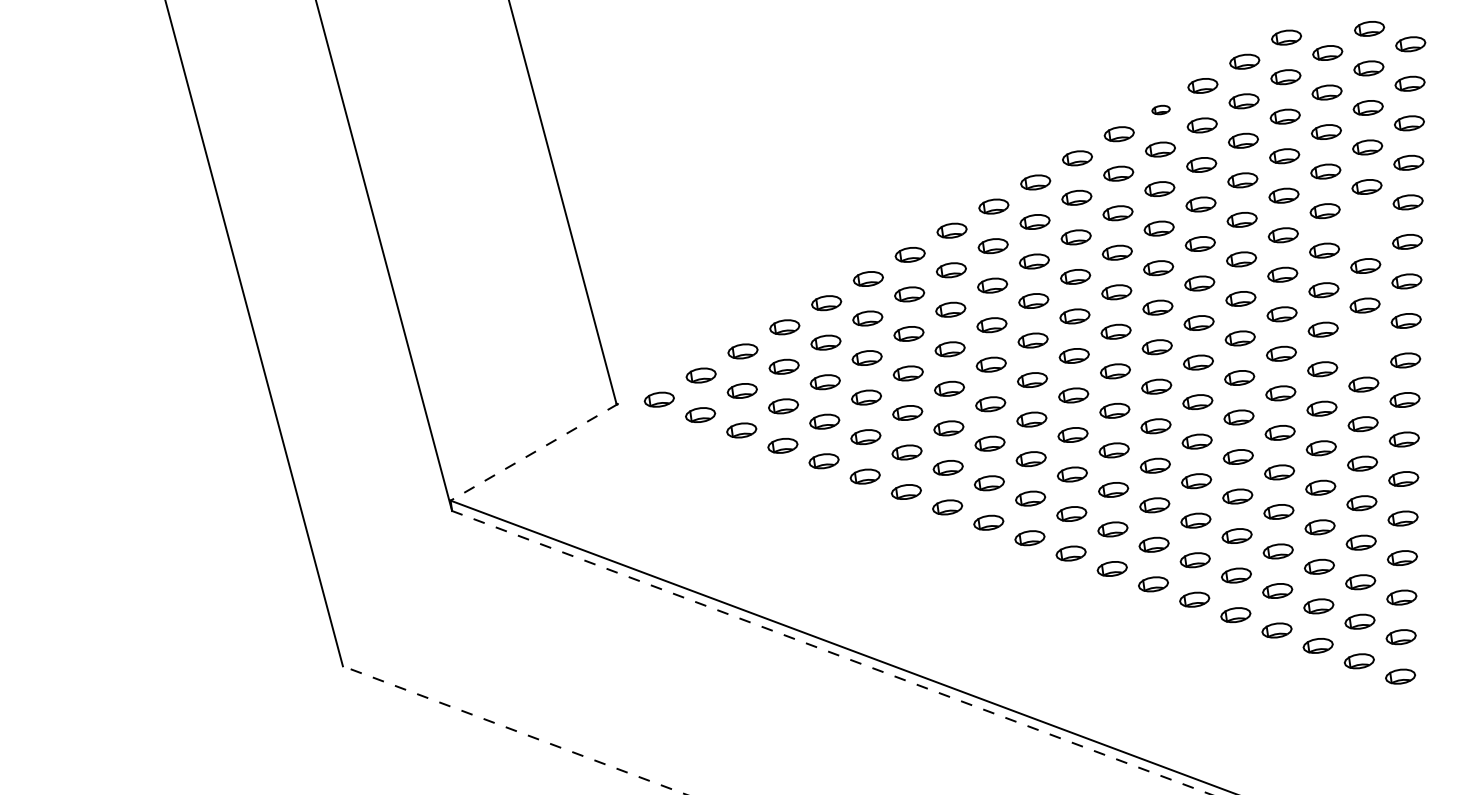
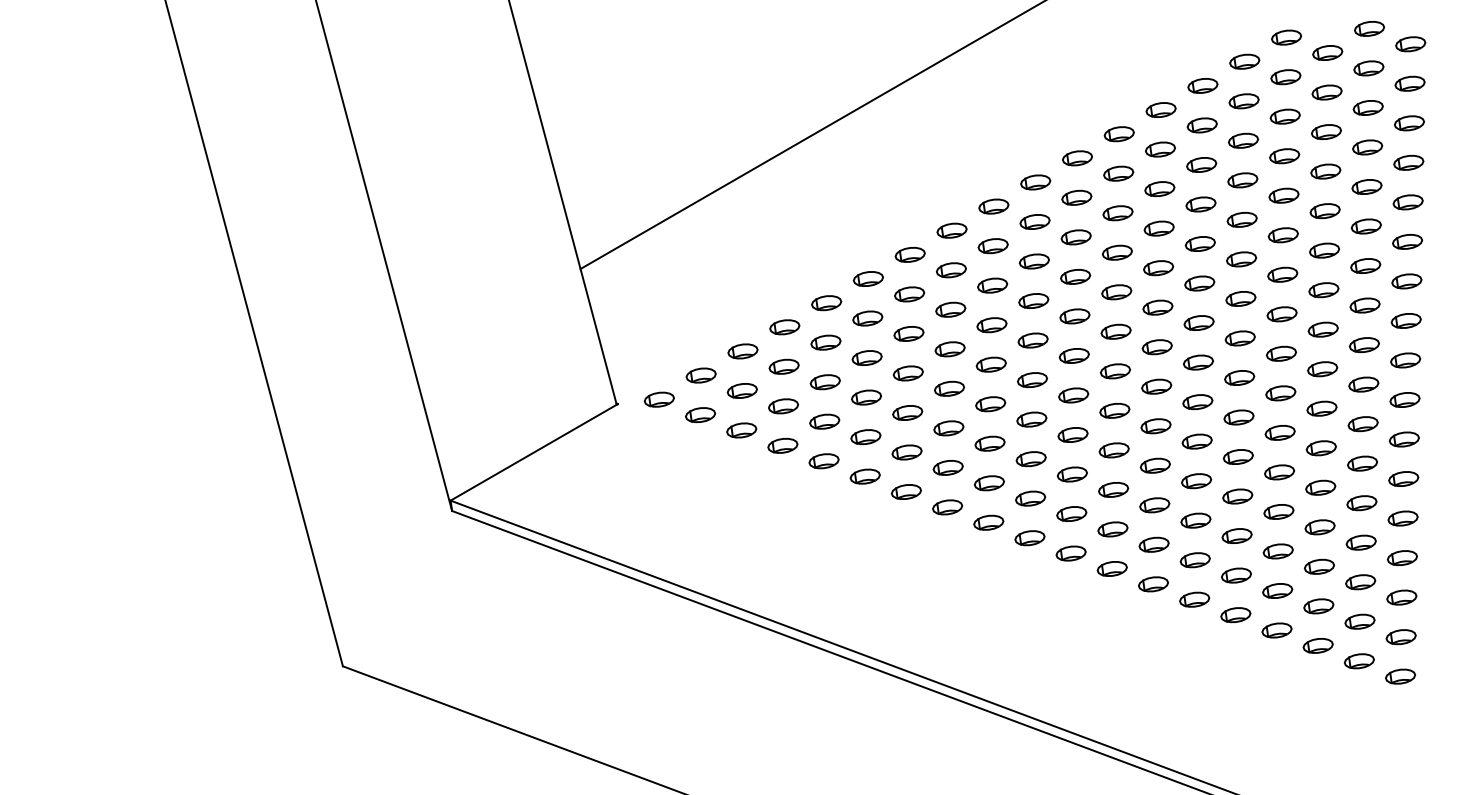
part size: 20x12 px -> 32x16 px (1160, 109)
line: none -> present (811, 135)
part: none -> present (1365, 226)
part: none -> present (1363, 344)
line: dashed -> solid (534, 452)
line: dashed -> solid (831, 652)
line: dashed -> solid (514, 730)
